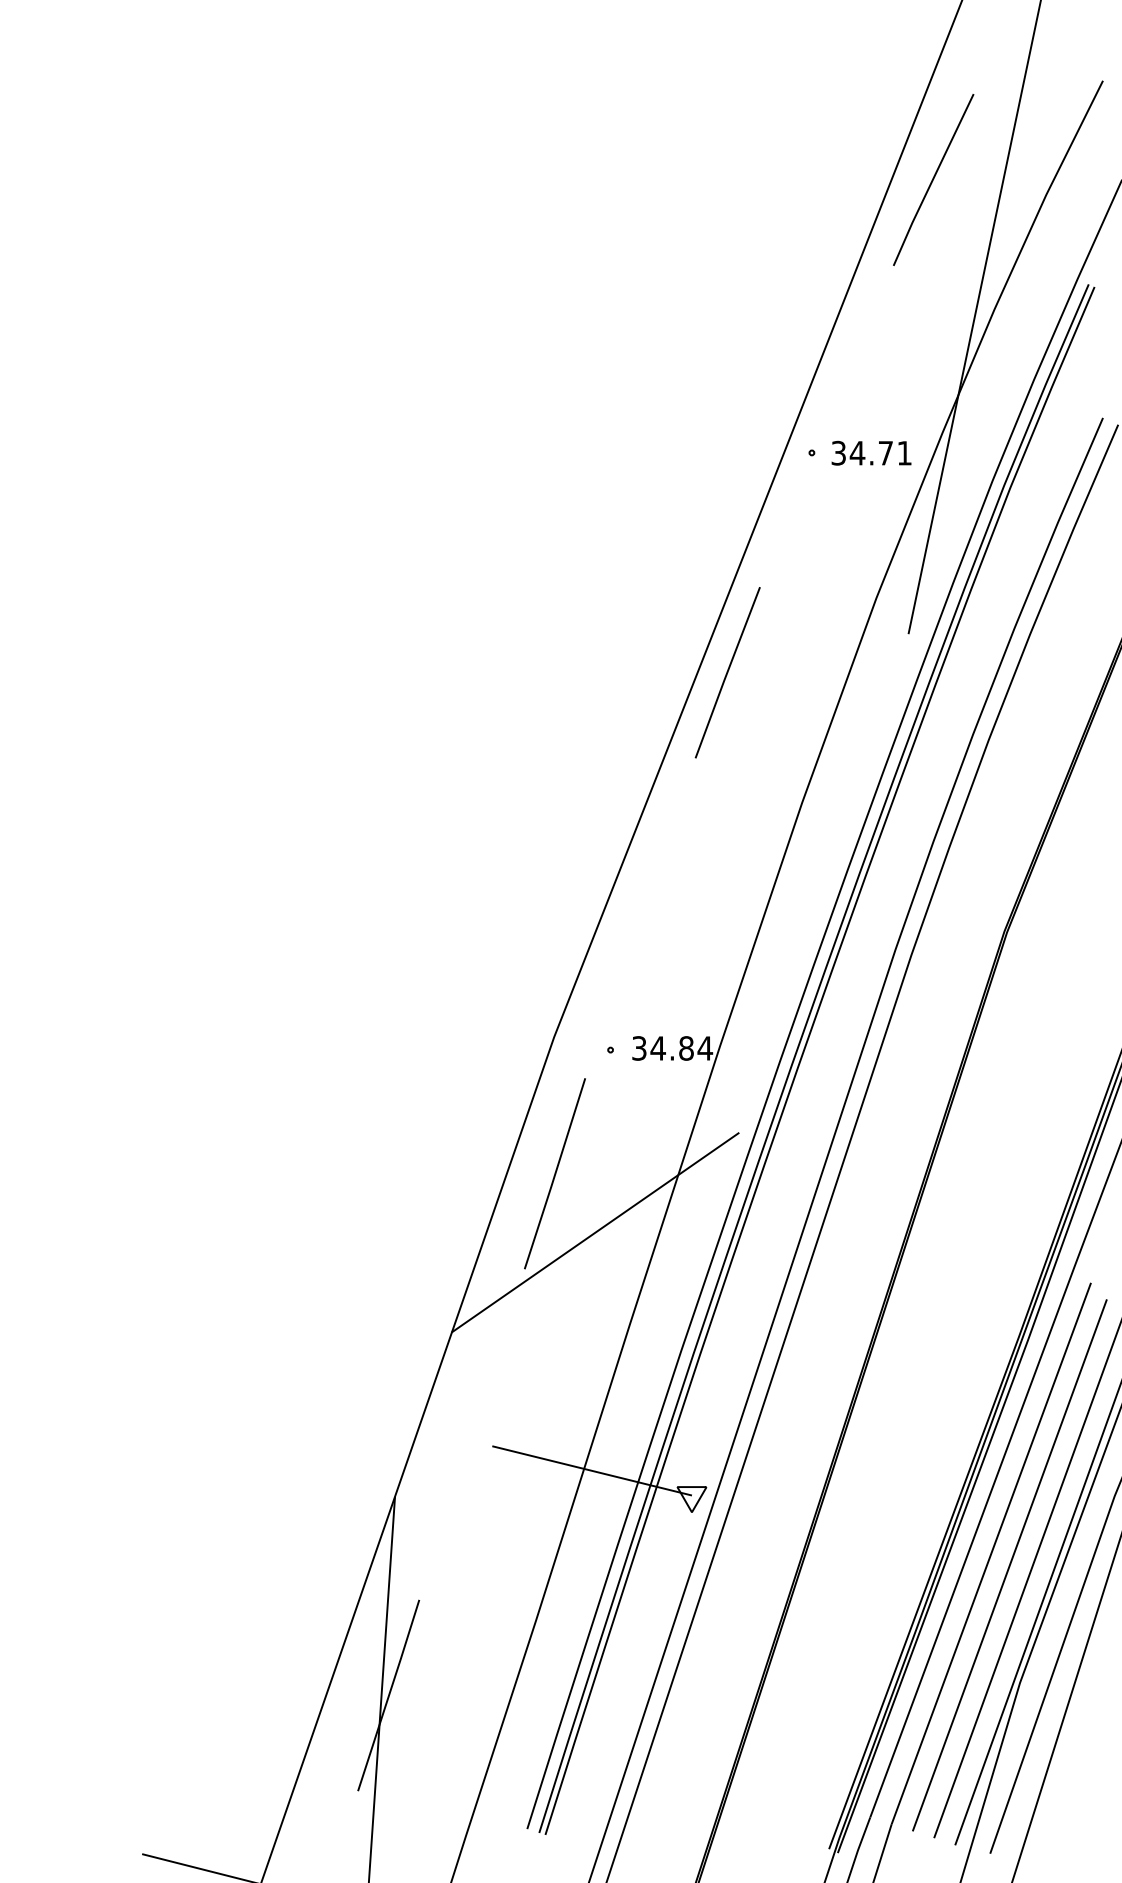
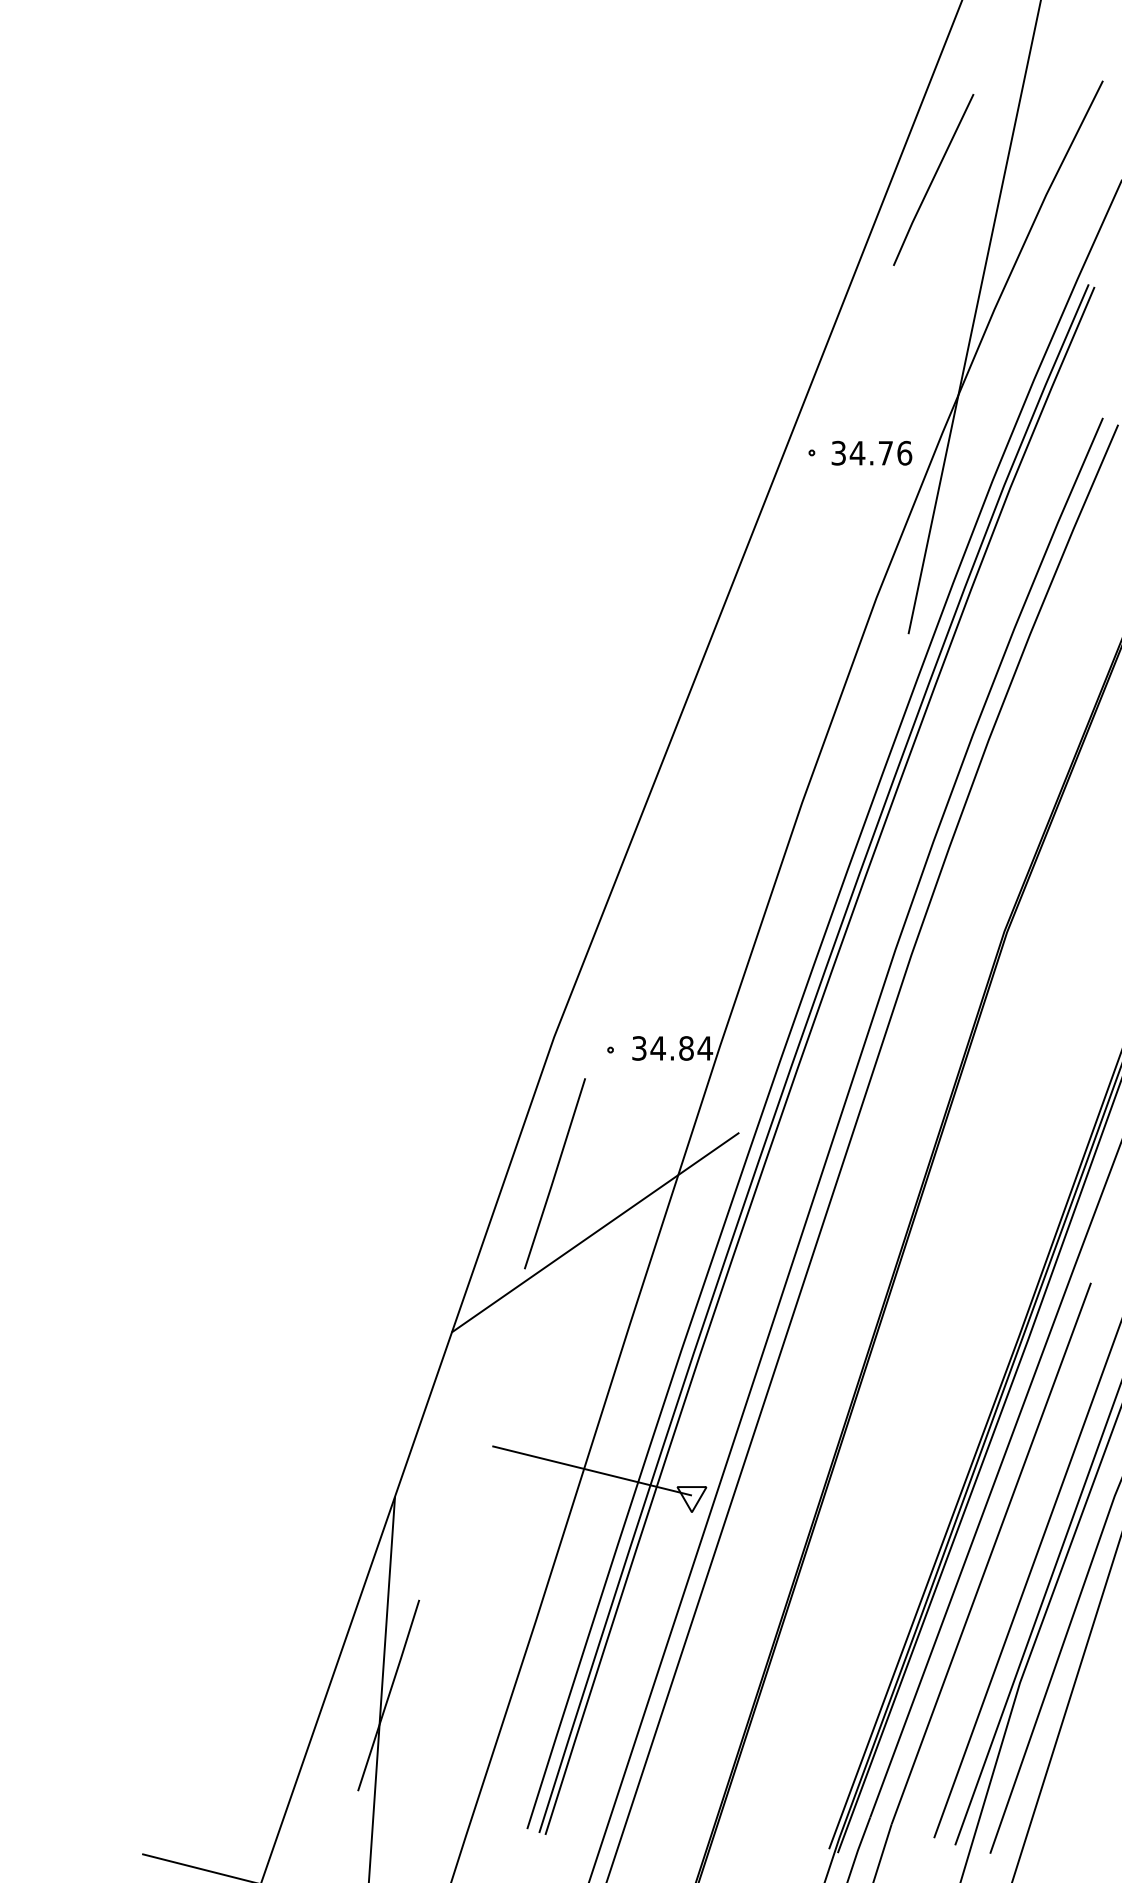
text: 34.71 -> 34.76 (904, 452)
line: present -> none (727, 672)
line: present -> none (1009, 1565)
